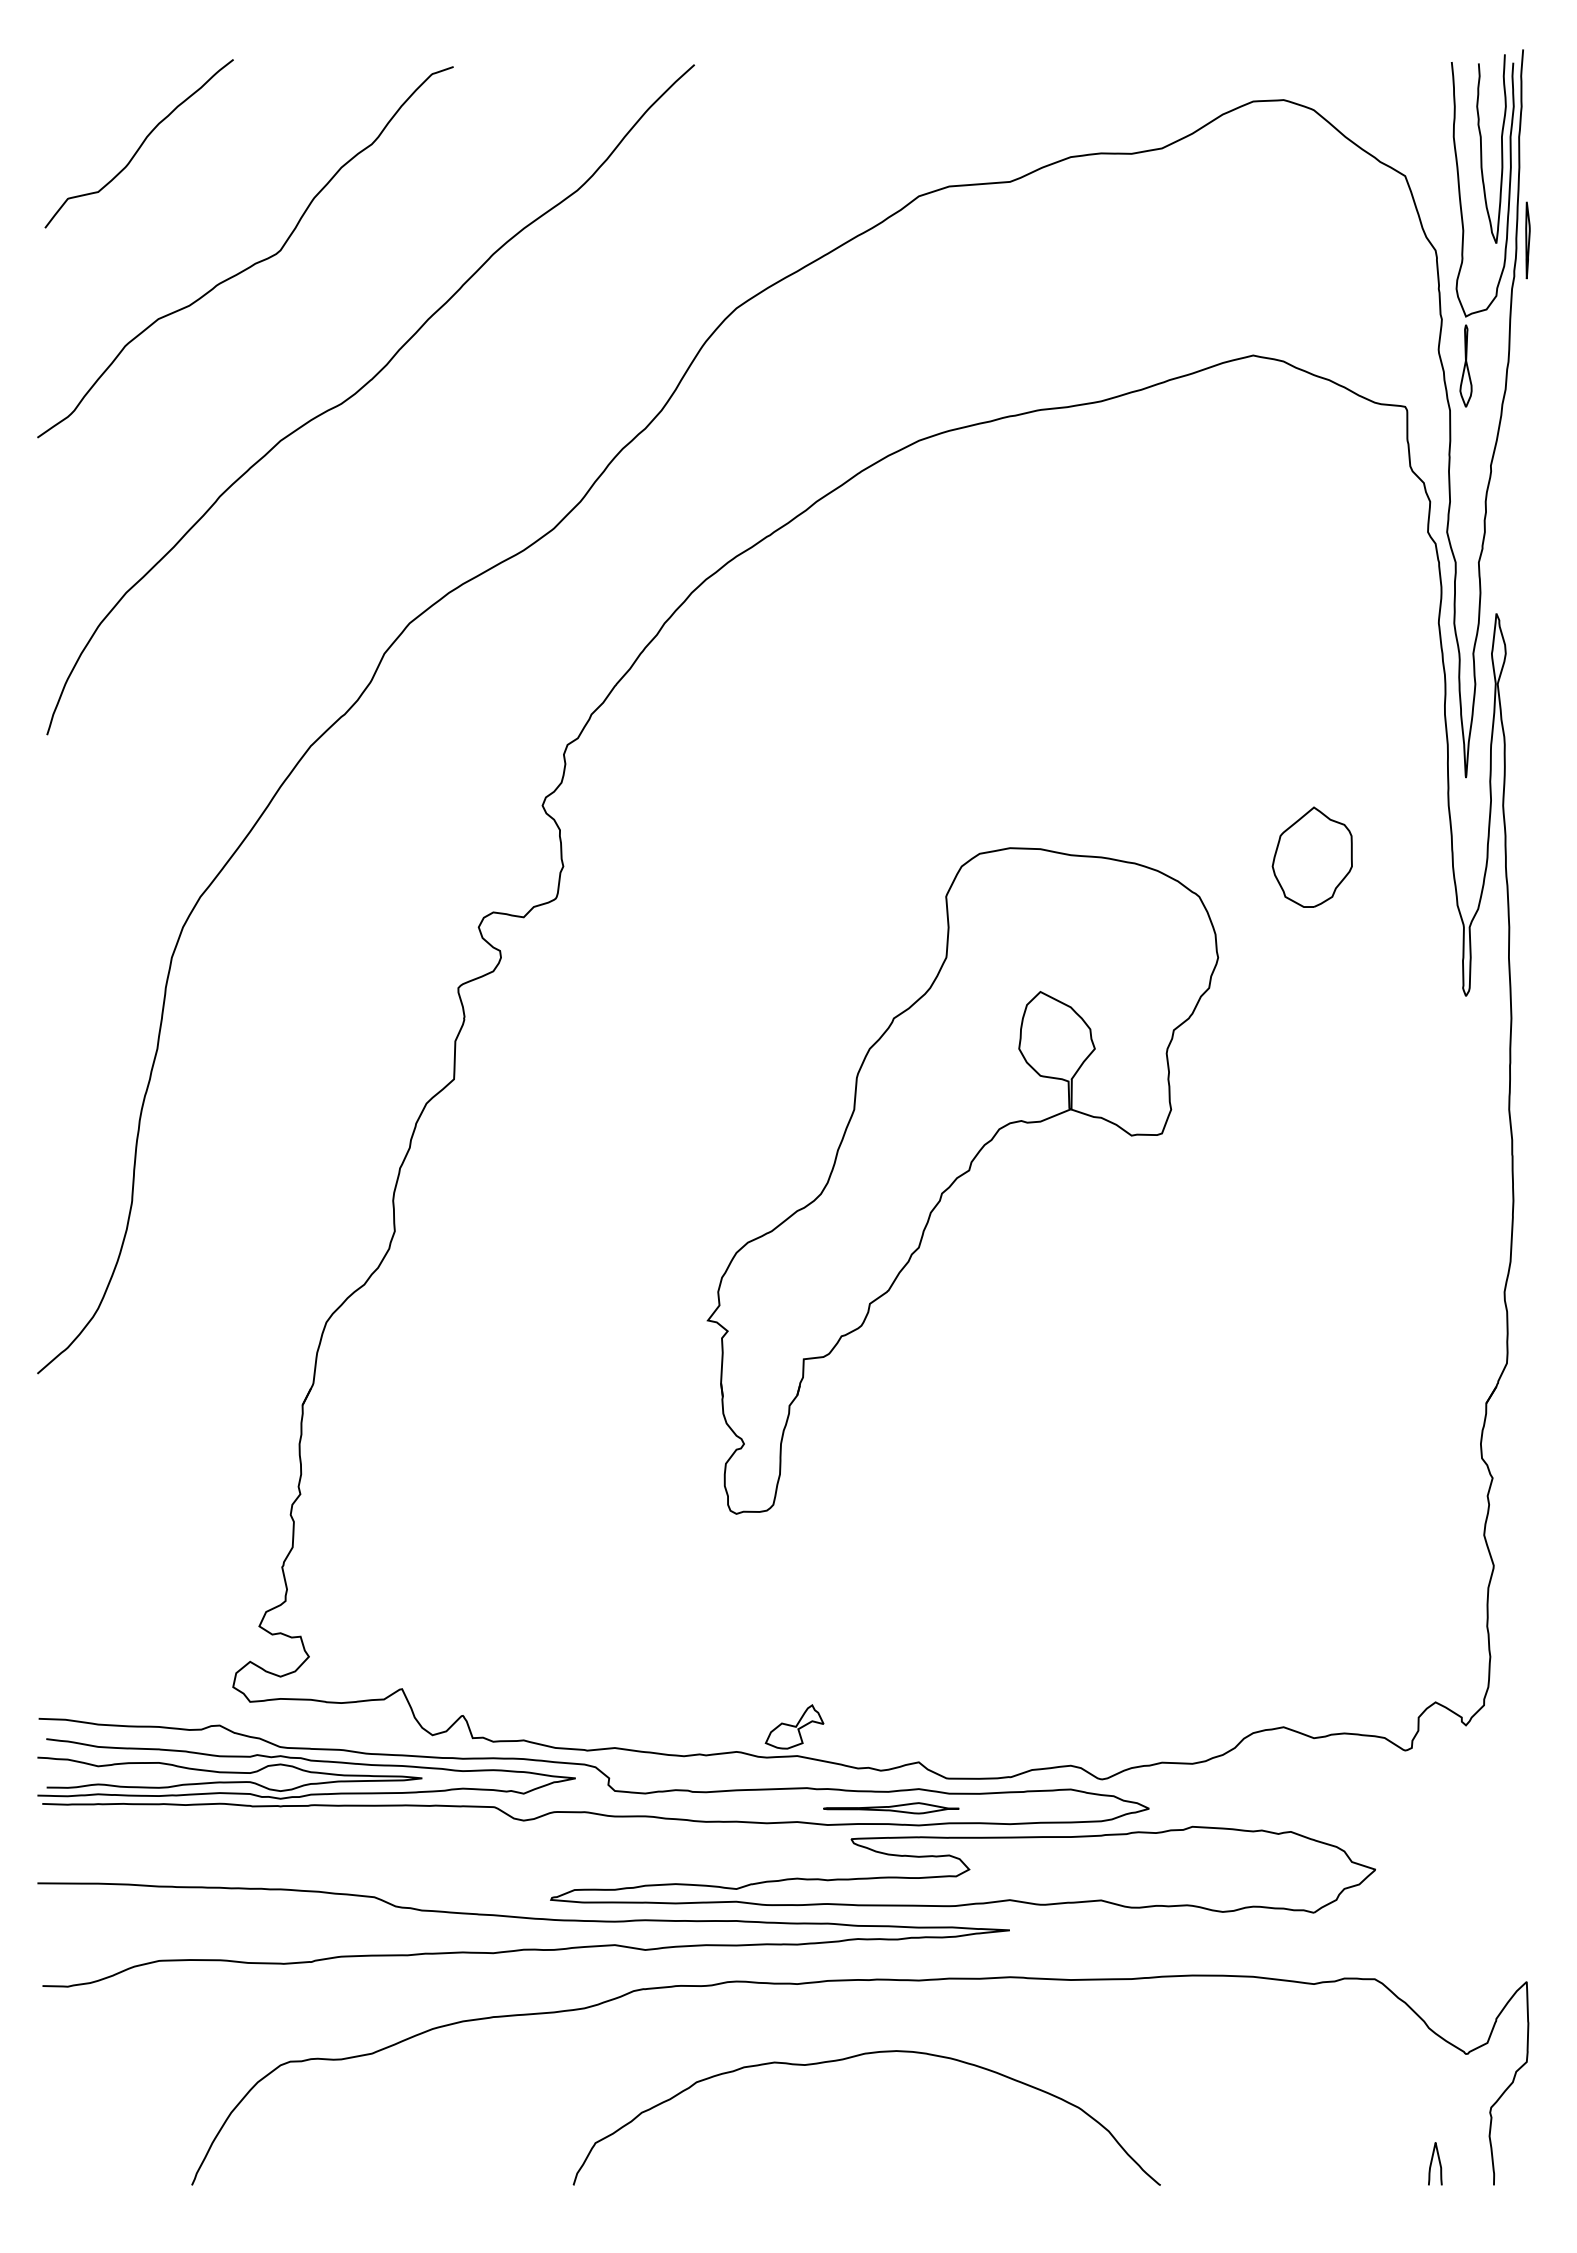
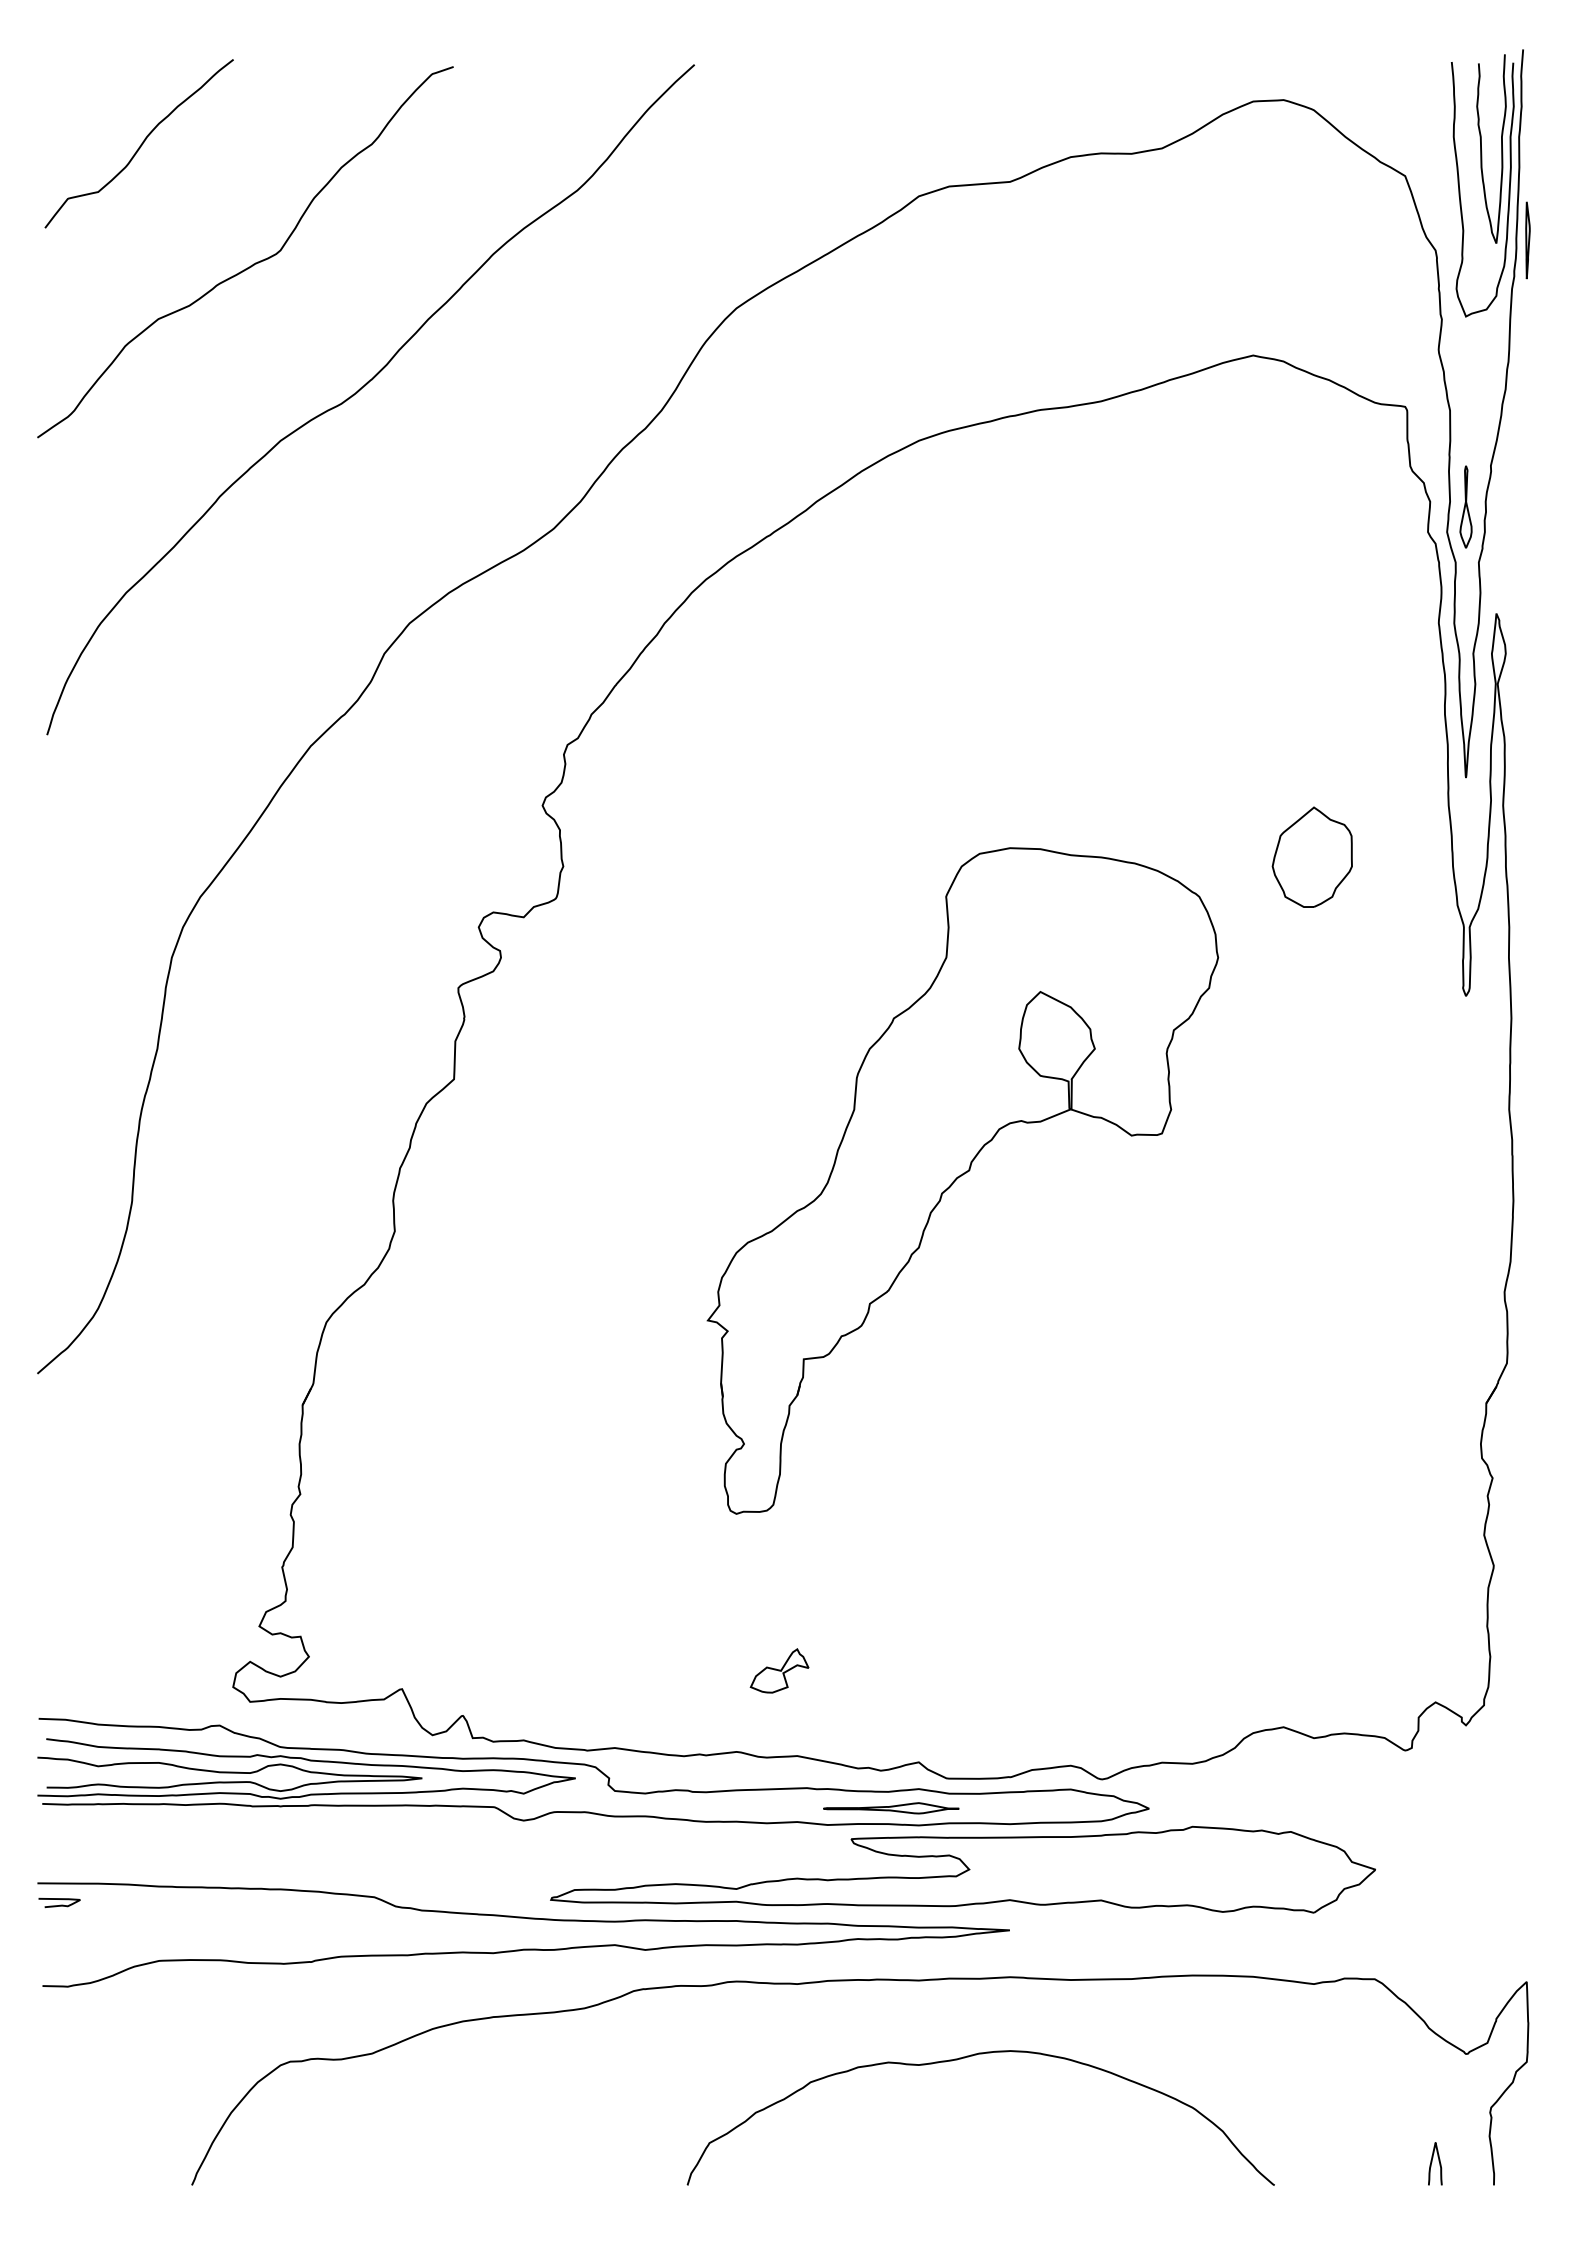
part position: (1465, 365) -> (1465, 506) (1465, 506)
part position: (794, 1726) -> (779, 1670) (779, 1670)
curve: none -> present (60, 1904)
curve position: (851, 2058) -> (965, 2058) (965, 2058)
